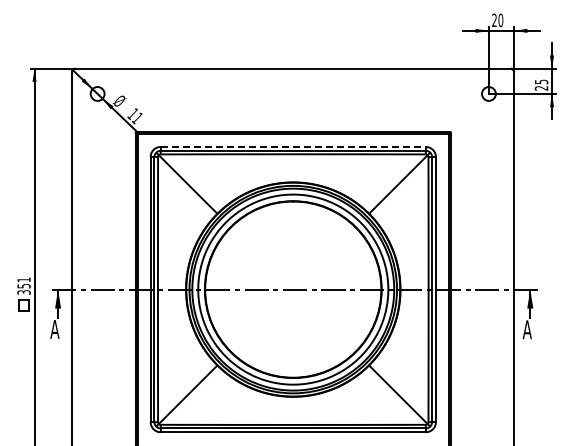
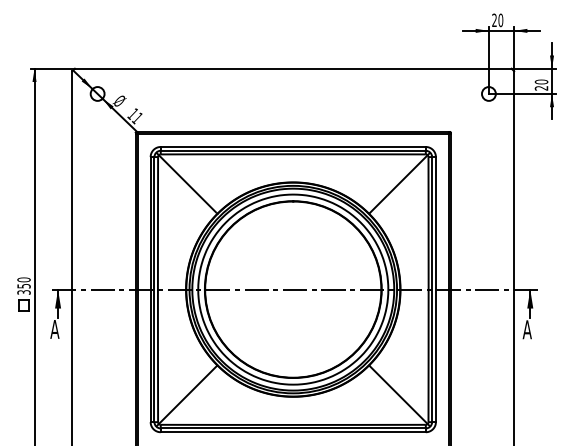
text: 25 -> 20 (541, 81)
line: dashed -> solid (293, 146)
text: 351 -> 350 (23, 279)
